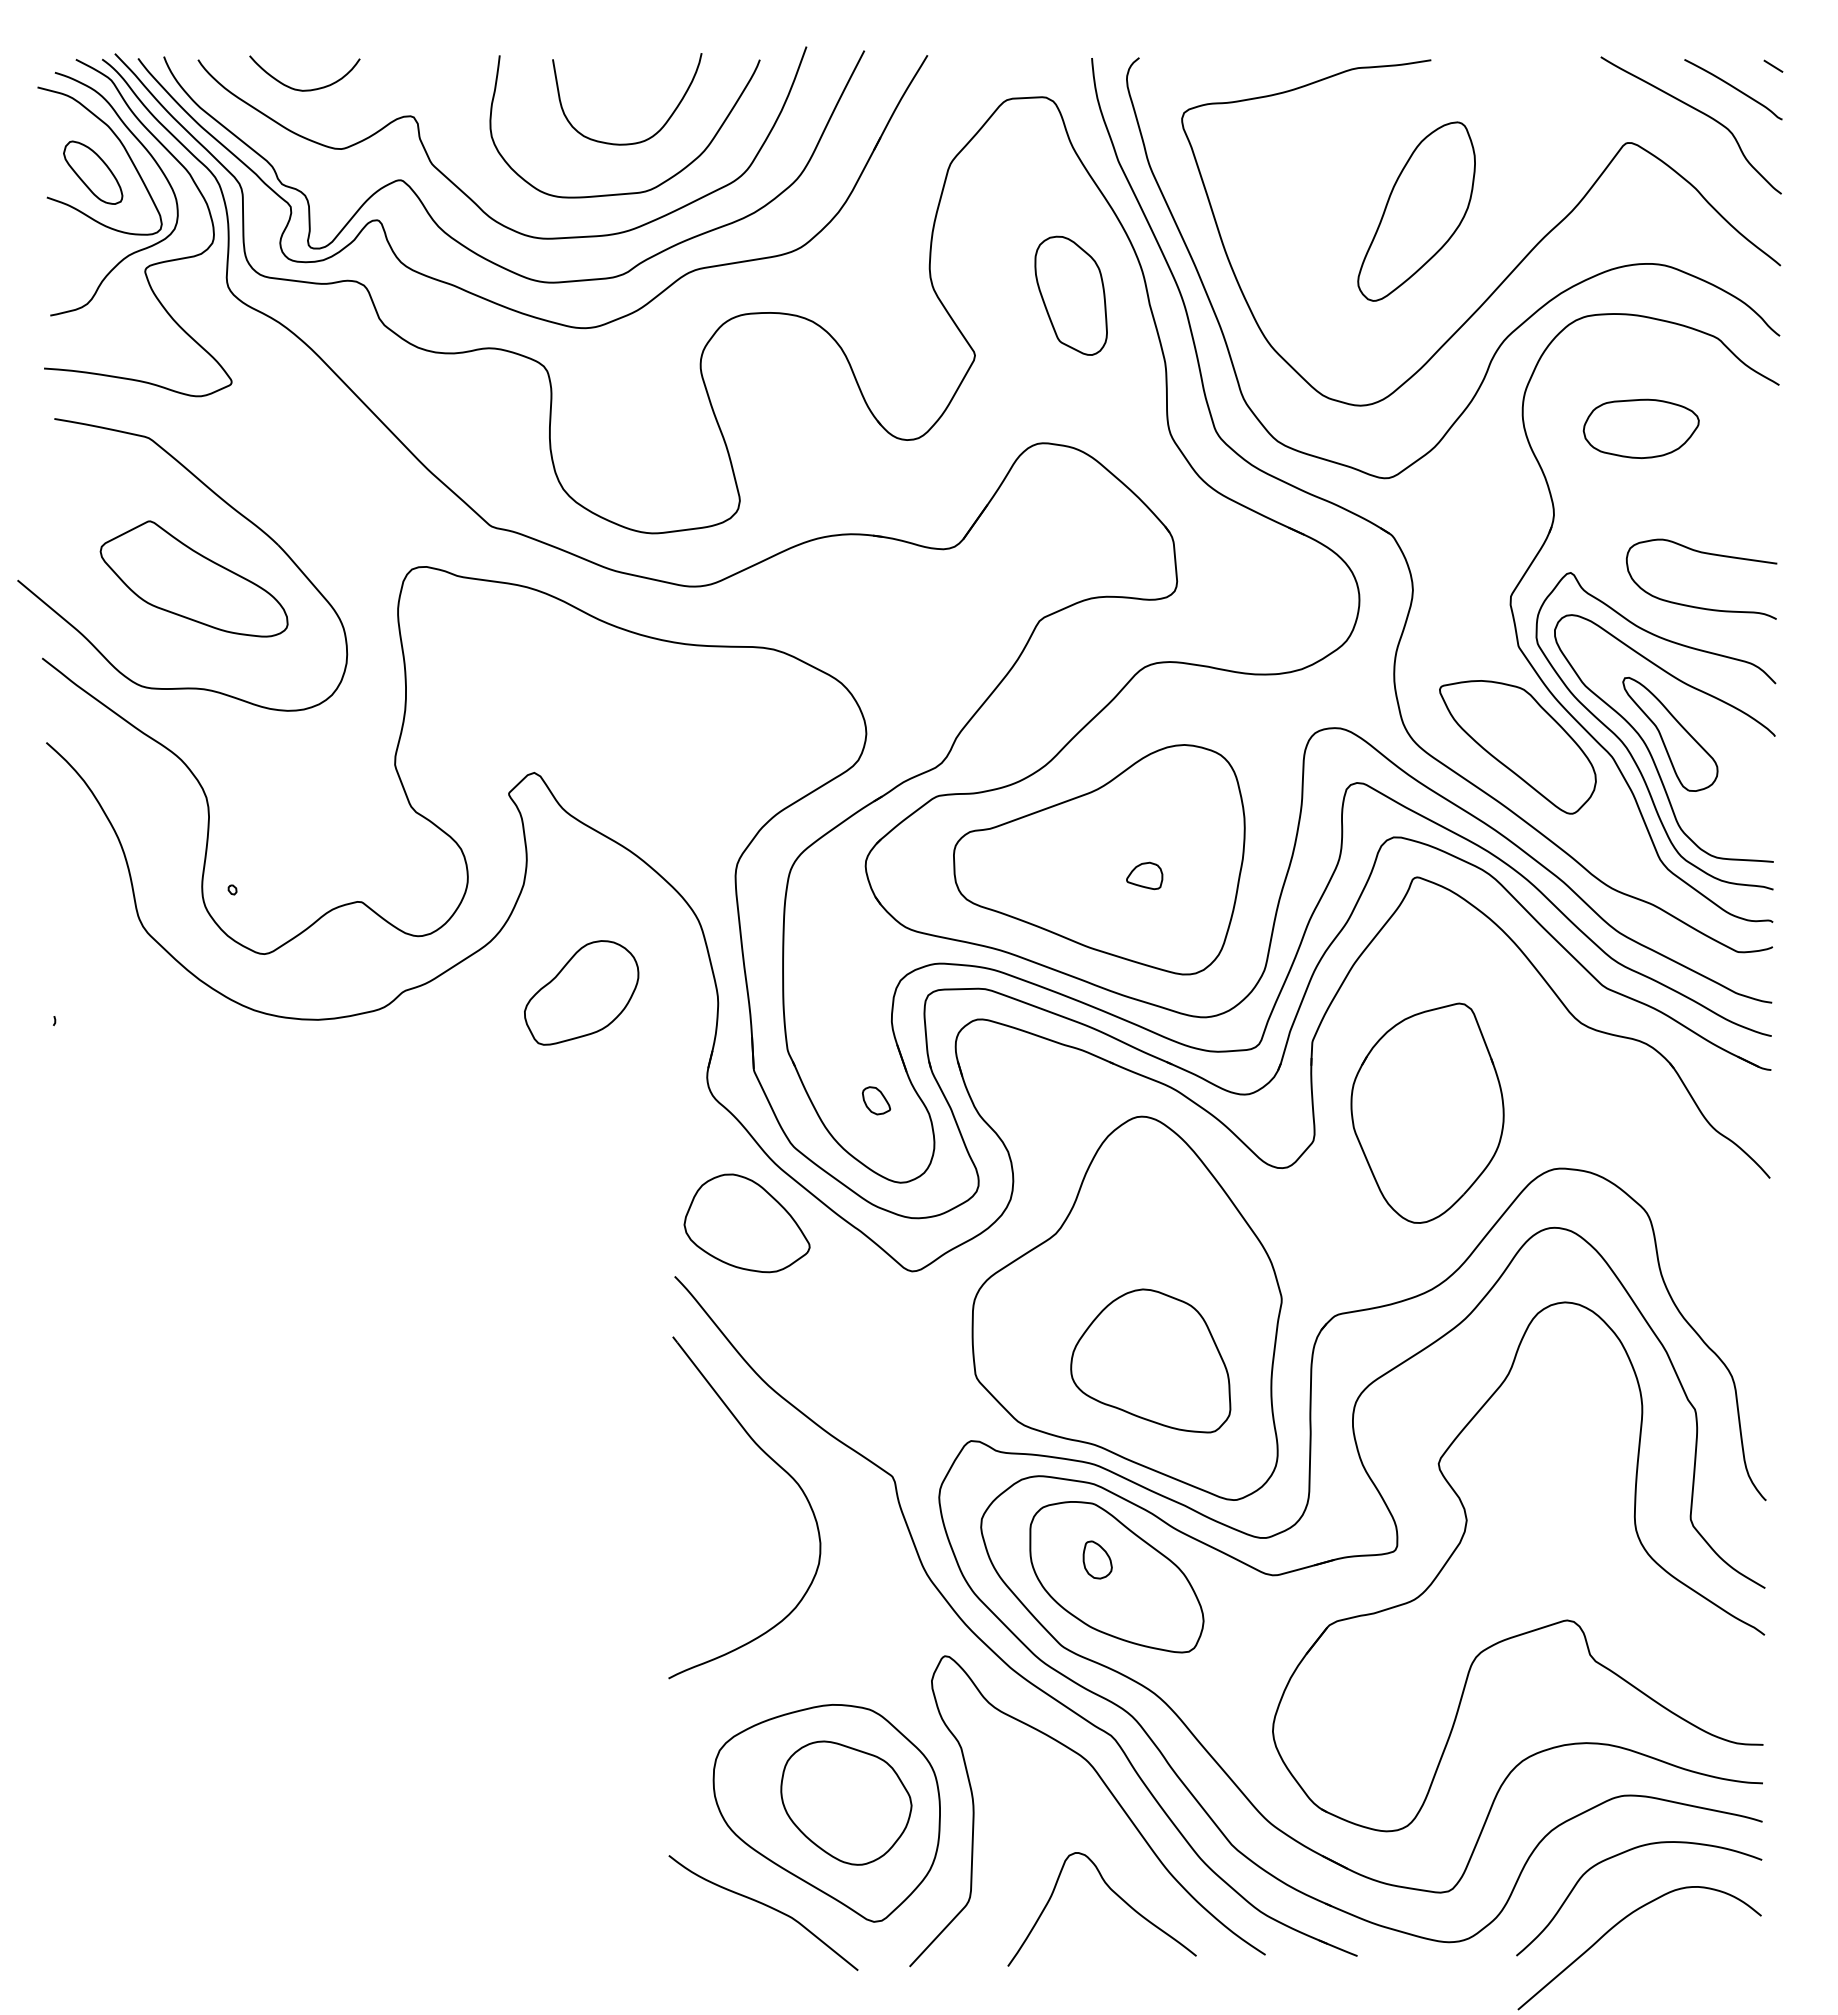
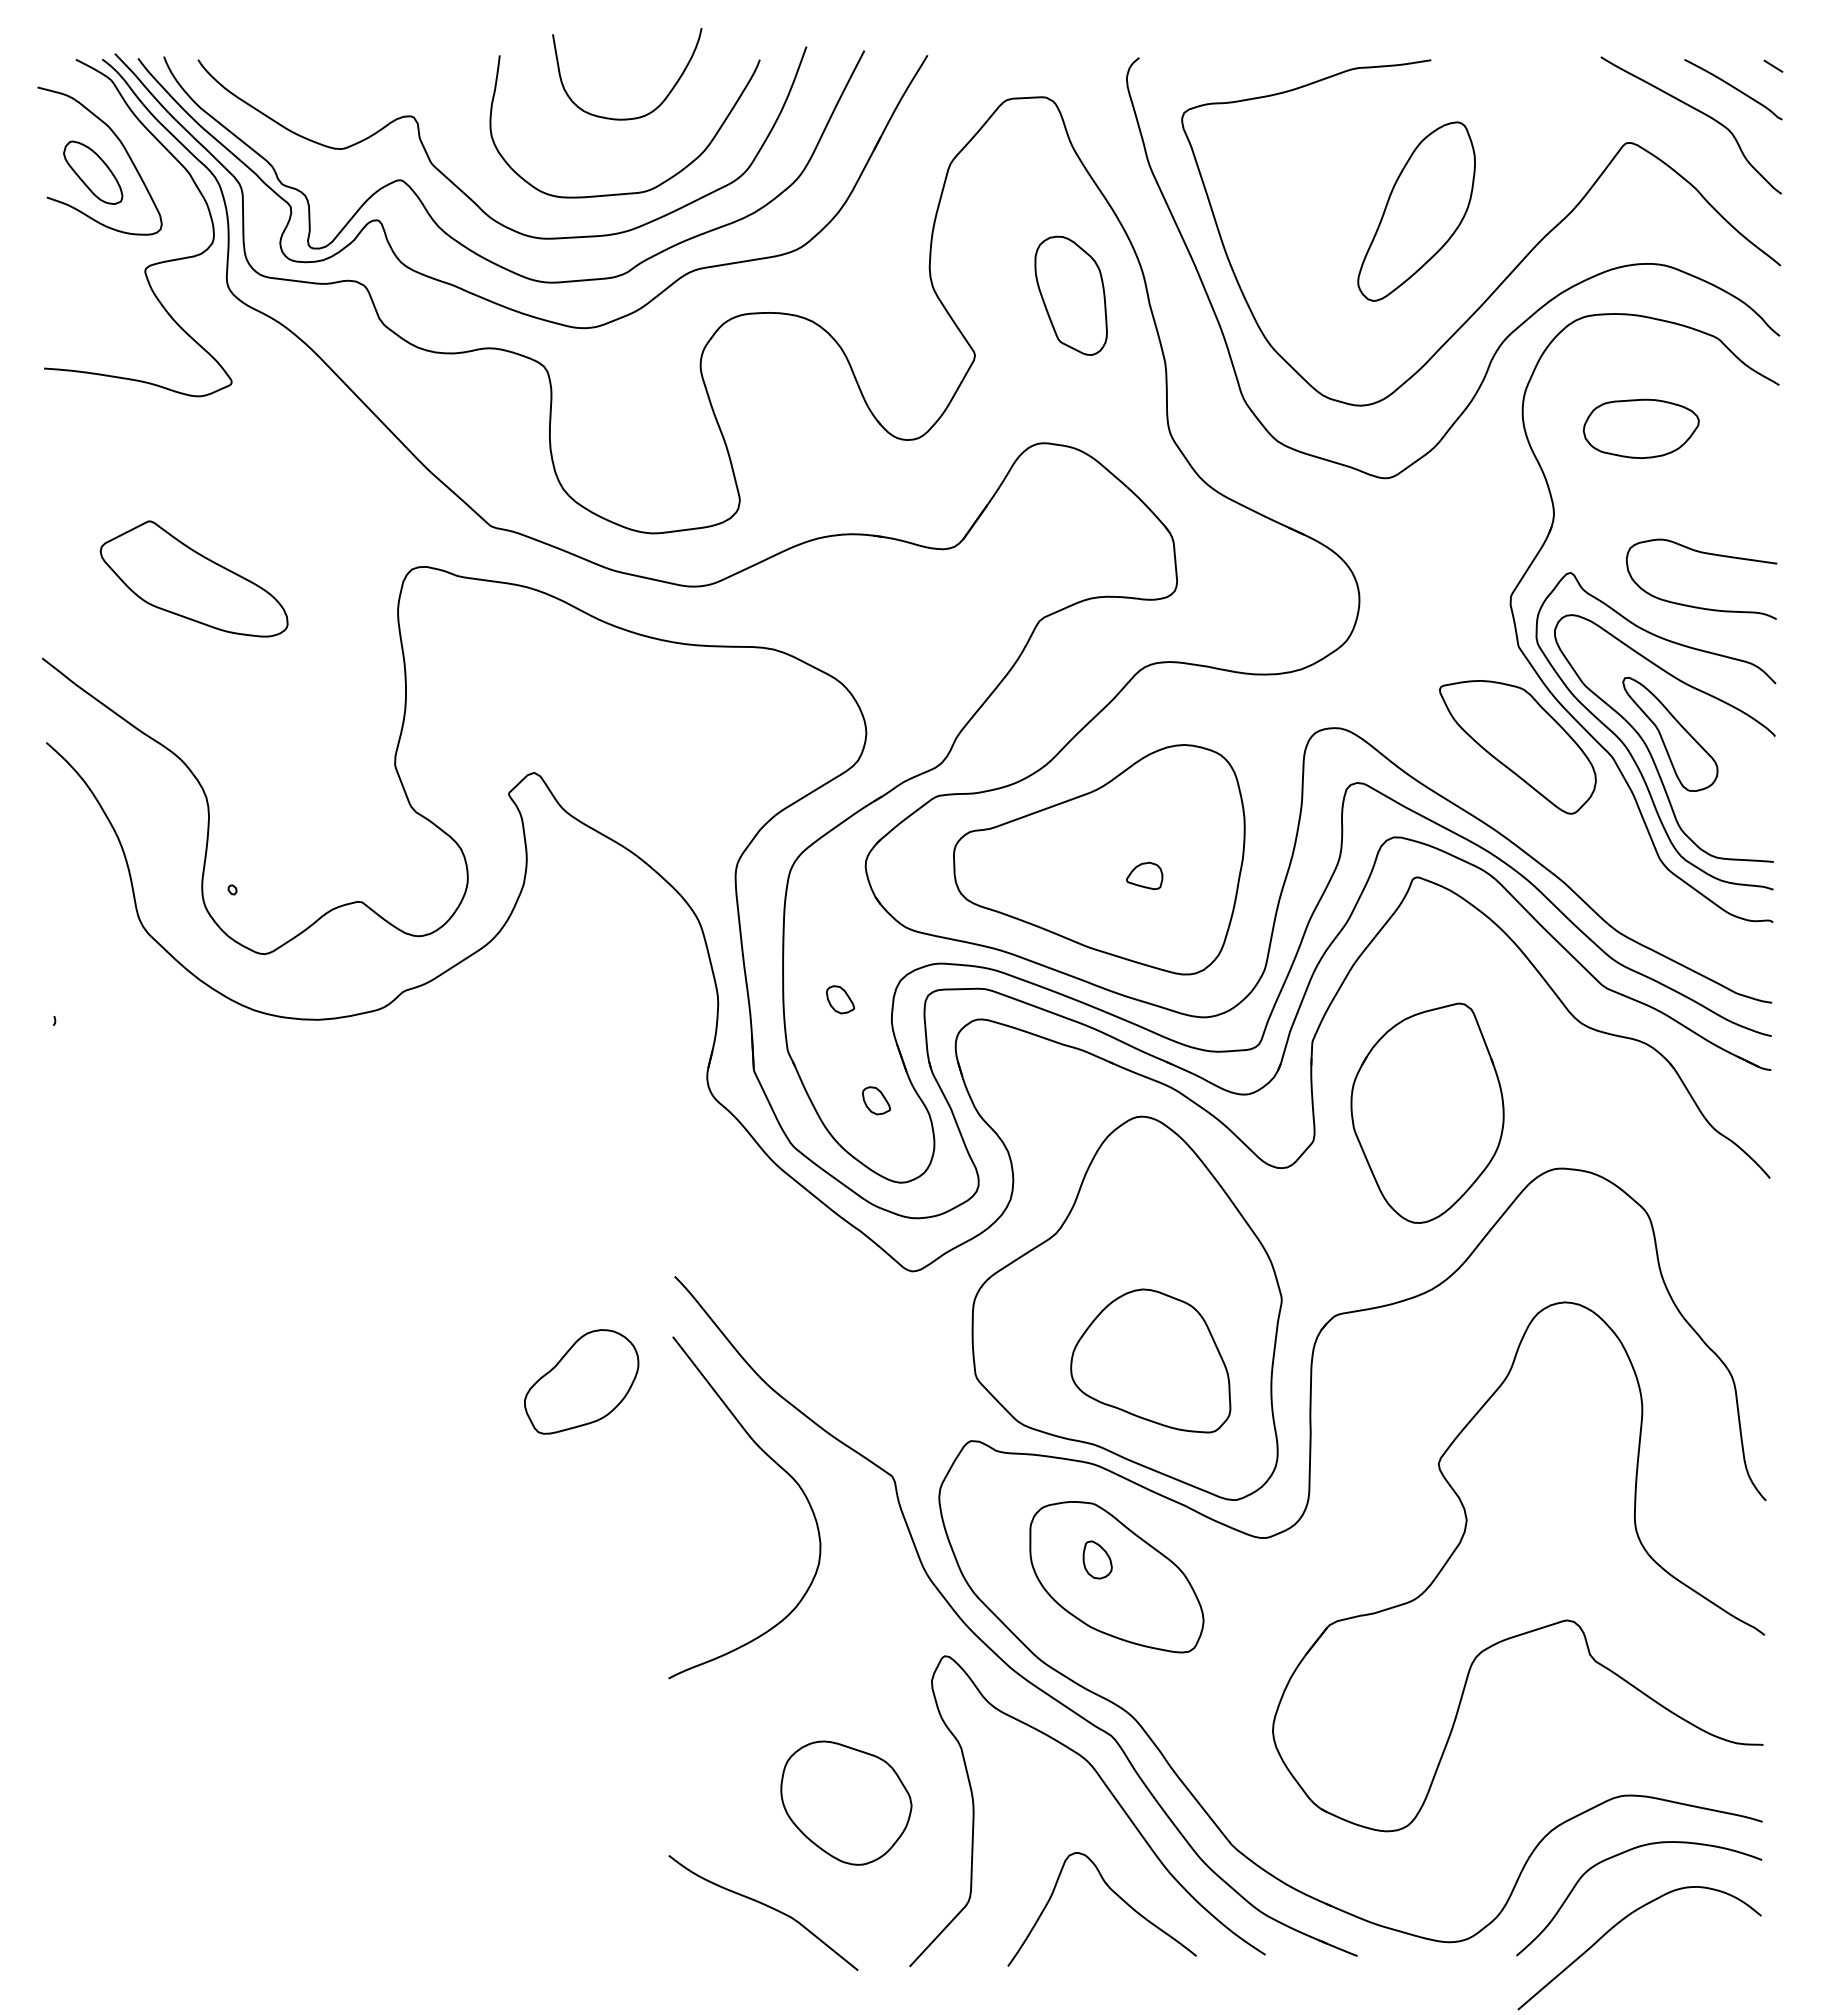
curve: present -> none (304, 89)
curve position: (654, 133) -> (654, 108) (654, 108)
curve: present -> none (157, 166)
part: present -> none (226, 504)
part: present -> none (1394, 536)
part position: (581, 992) -> (581, 1381) (581, 1381)
part: none -> present (840, 999)
part: present -> none (746, 1223)
part: present -> none (1372, 1559)
part: present -> none (826, 1813)
